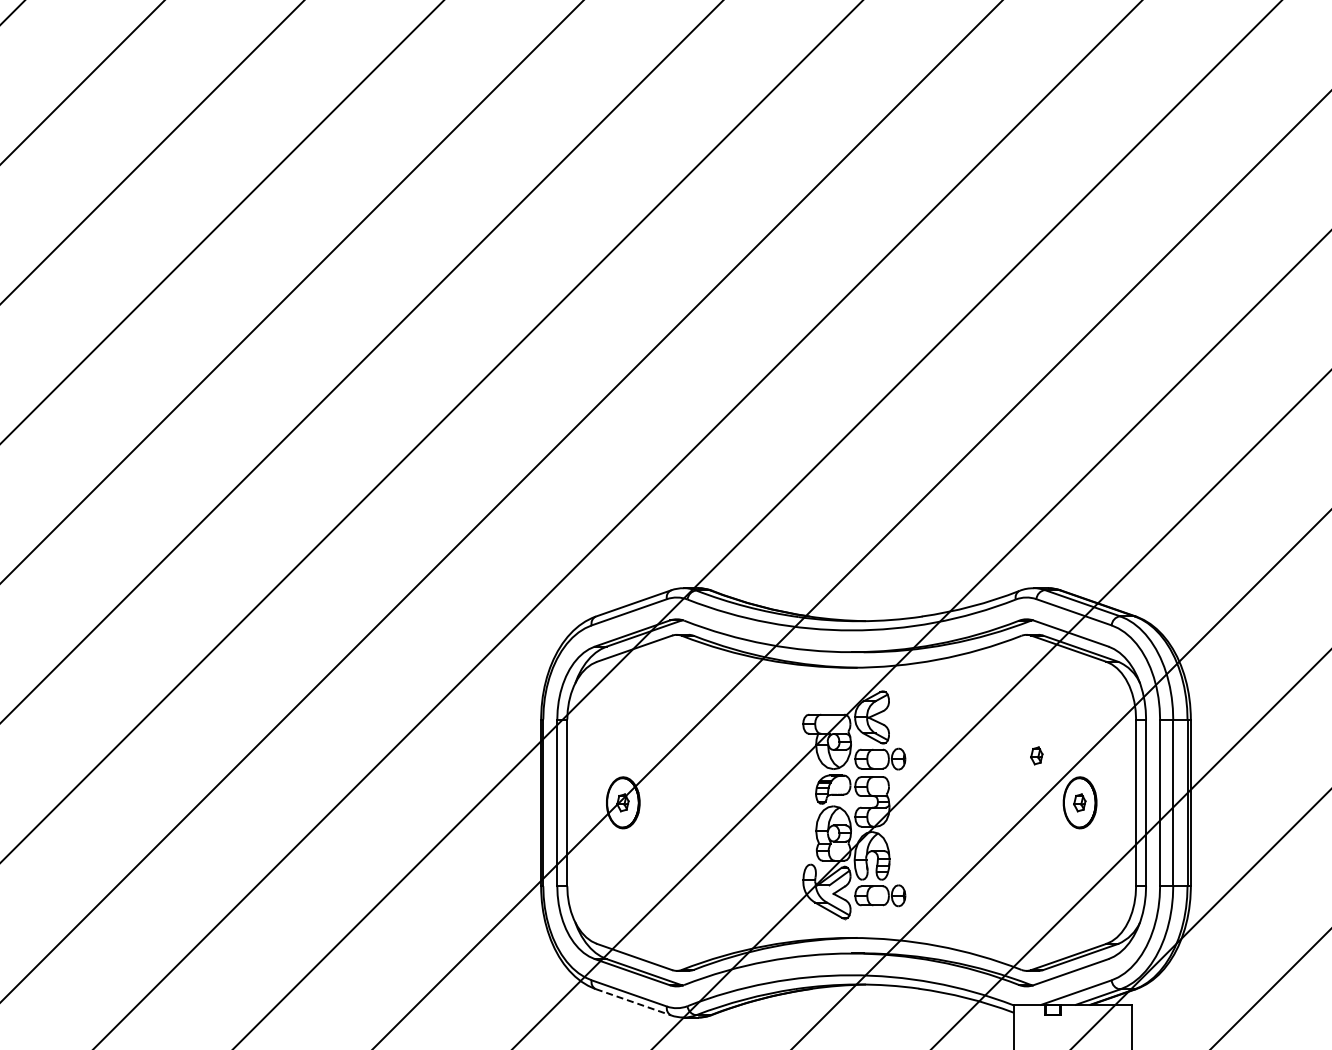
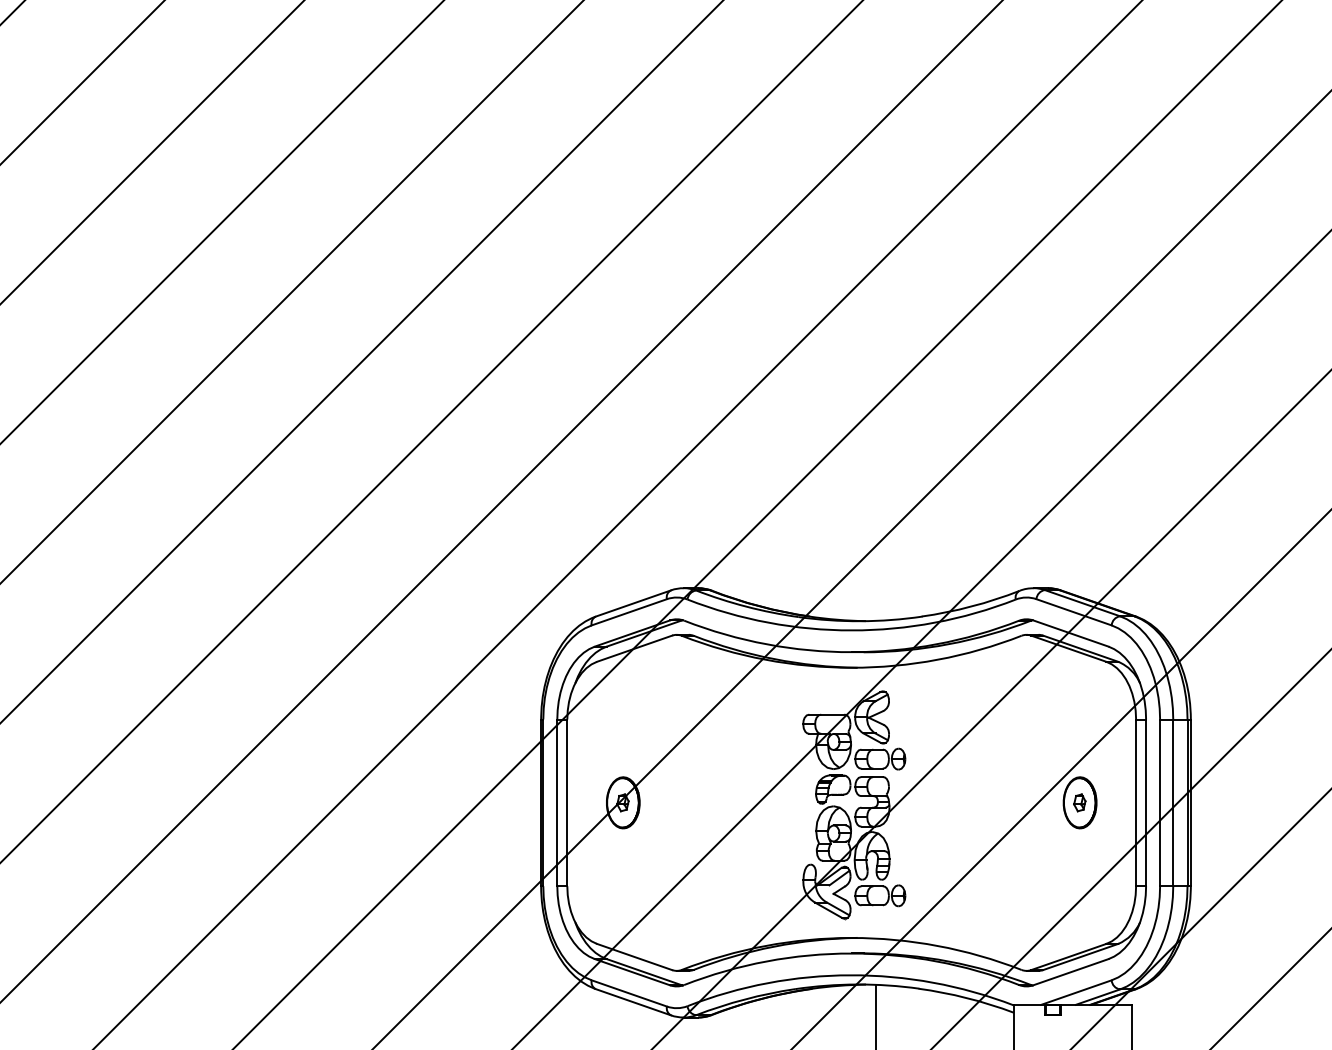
part: present -> none (1036, 755)
line: dashed -> solid (633, 1002)
line: none -> present (876, 1015)
